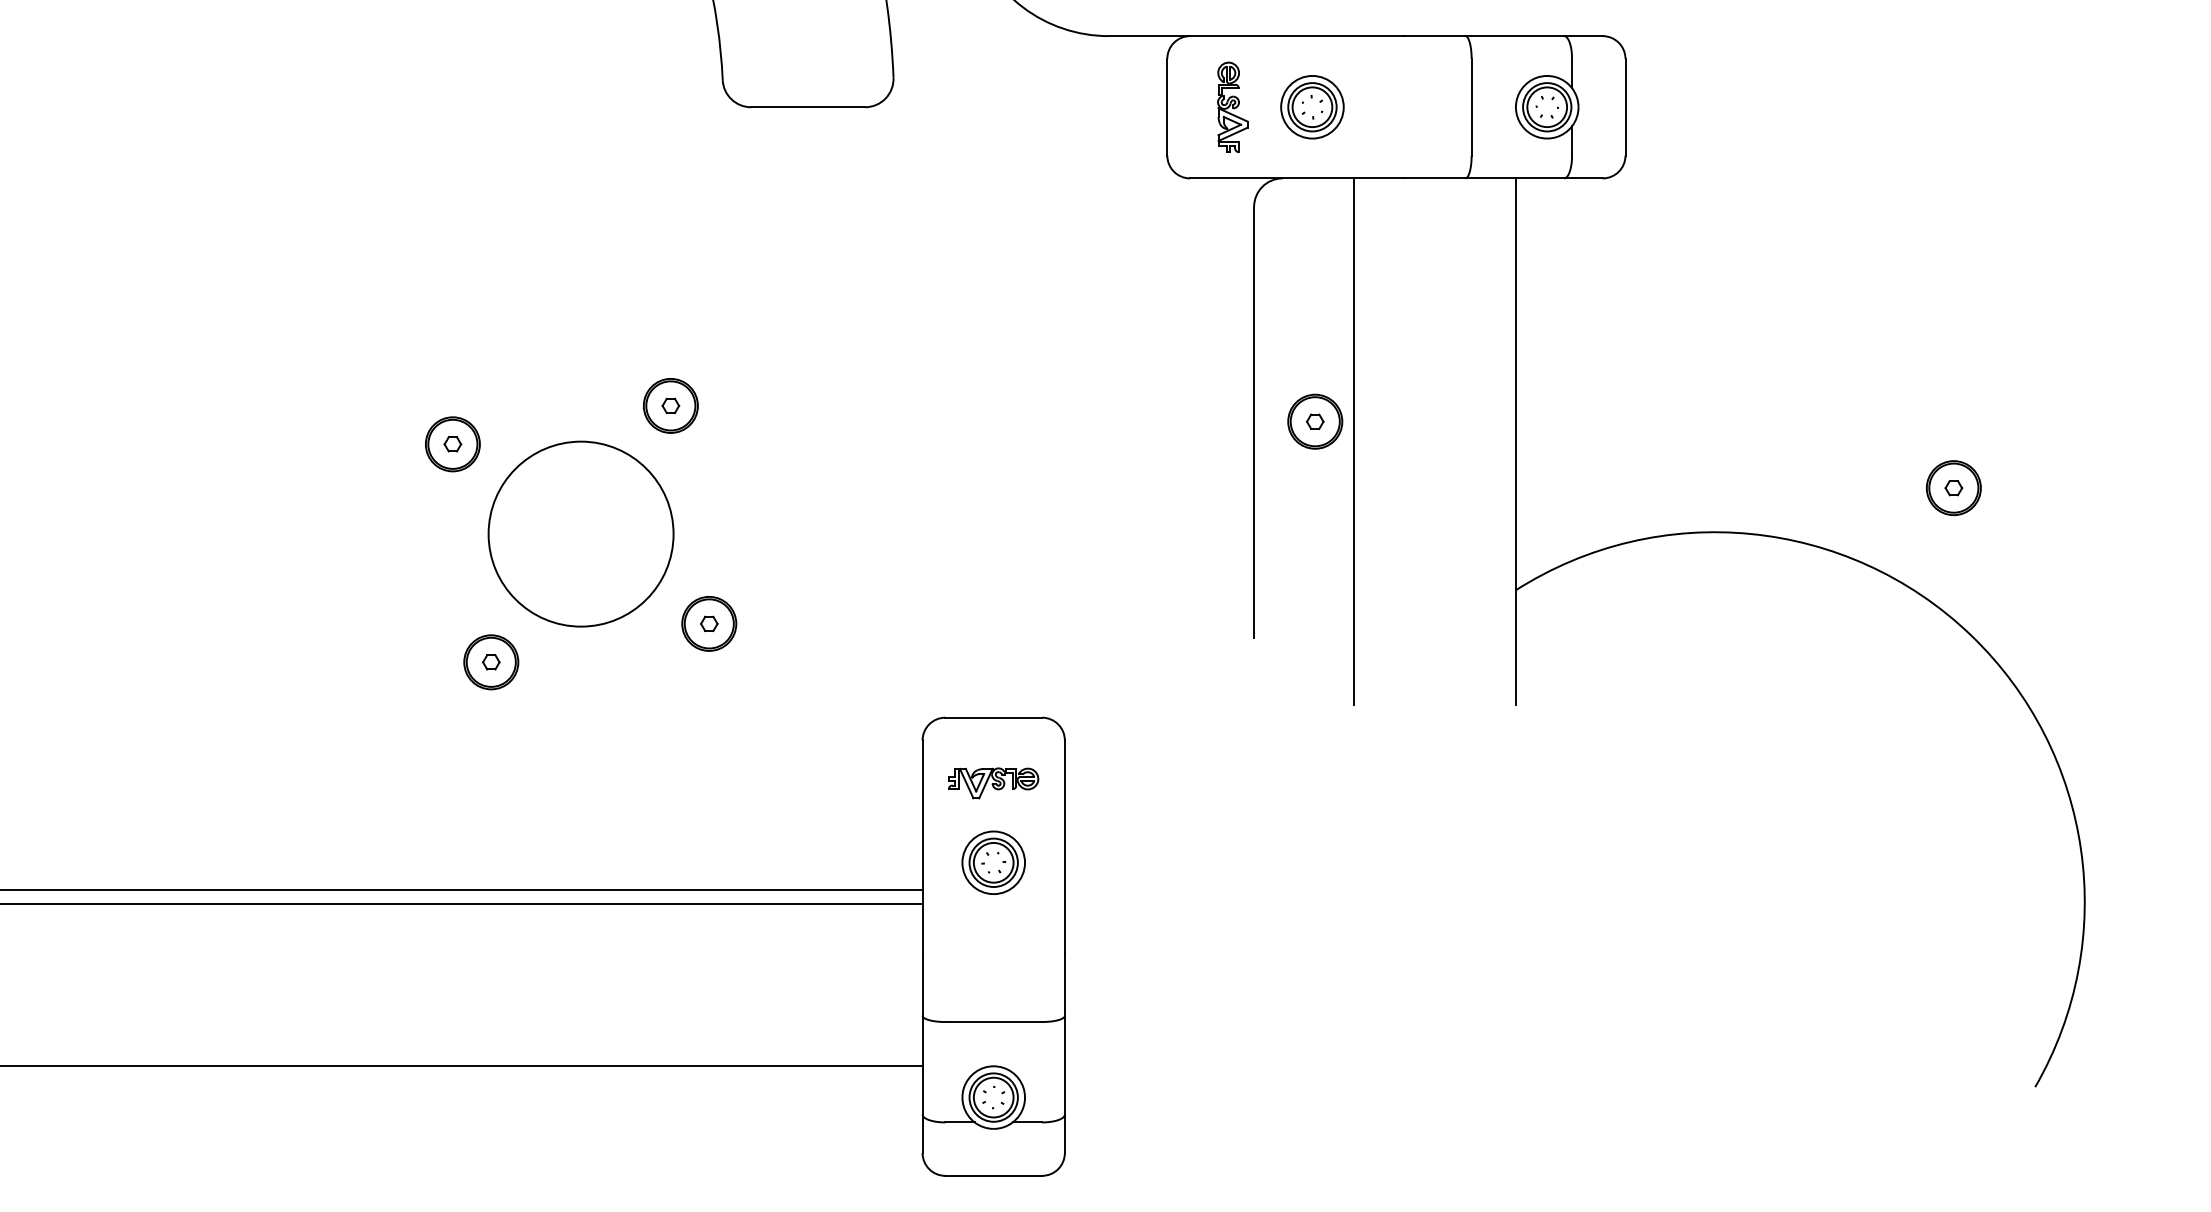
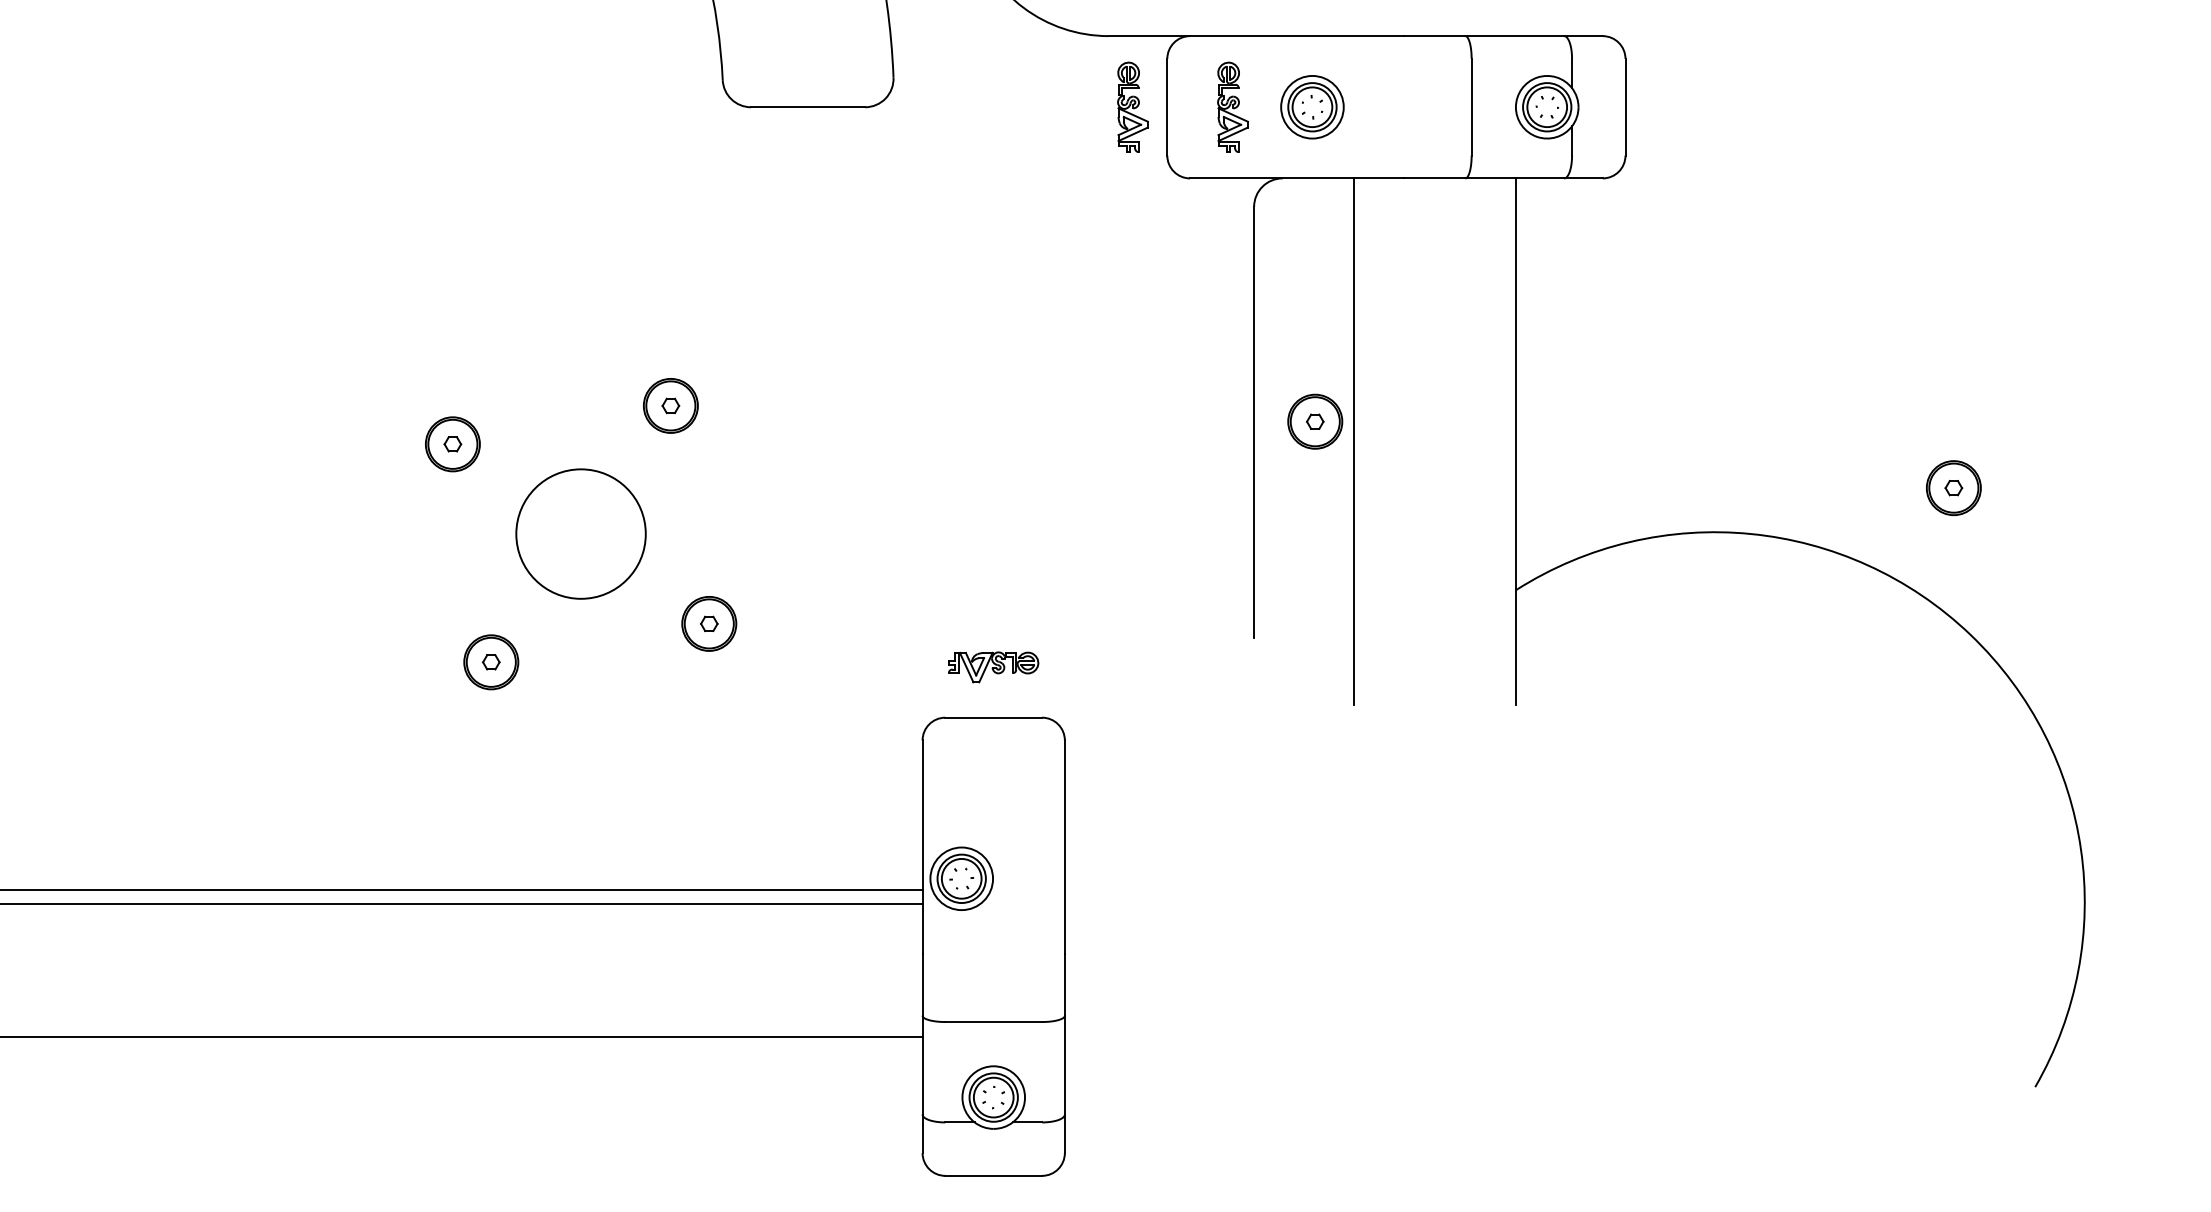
part: none -> present (1132, 106)
circle size: 188x188 px -> 132x132 px (580, 533)
part position: (993, 783) -> (993, 667) (993, 667)
part position: (993, 862) -> (961, 878) (961, 878)
line position: (462, 1066) -> (462, 1037) (462, 1037)
